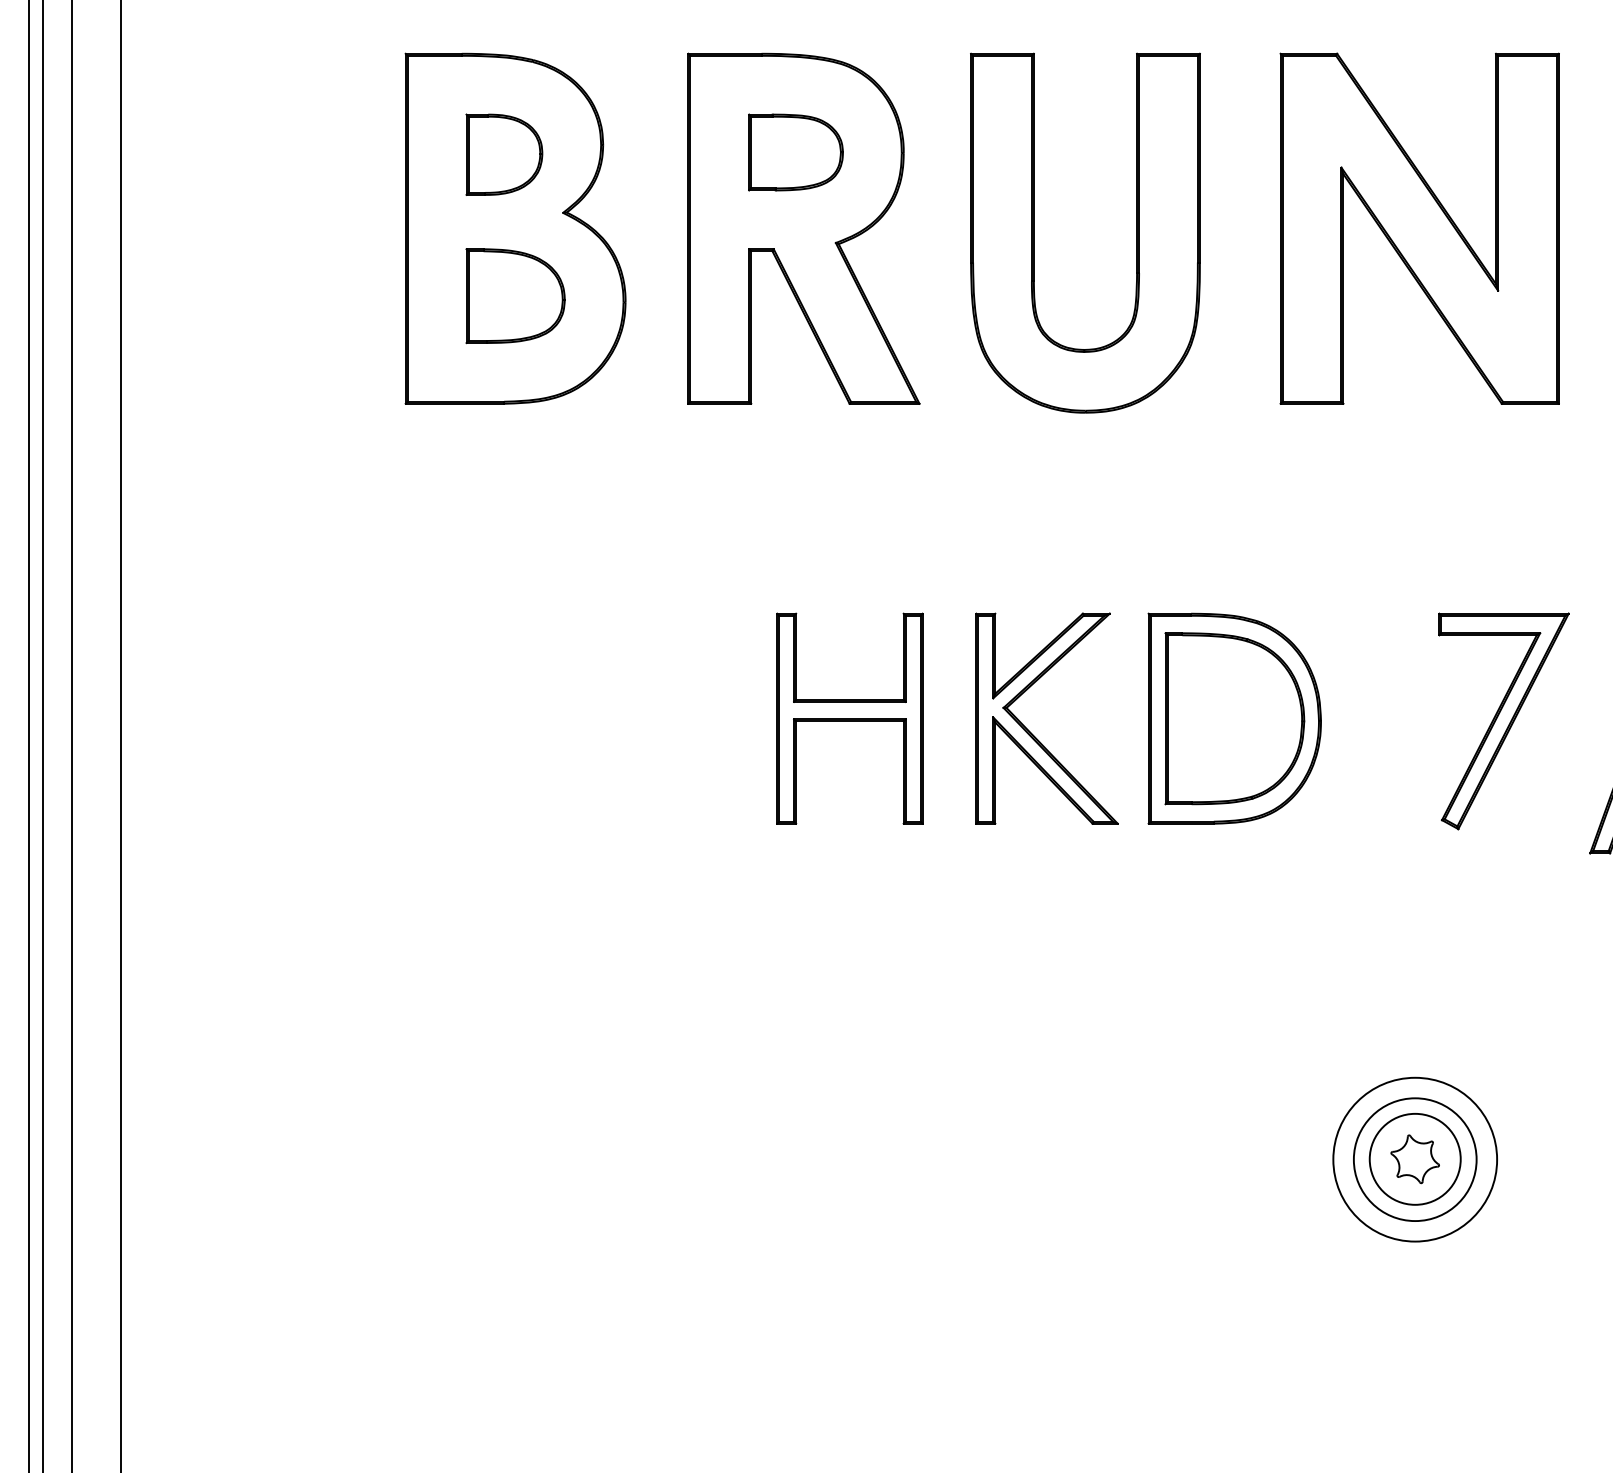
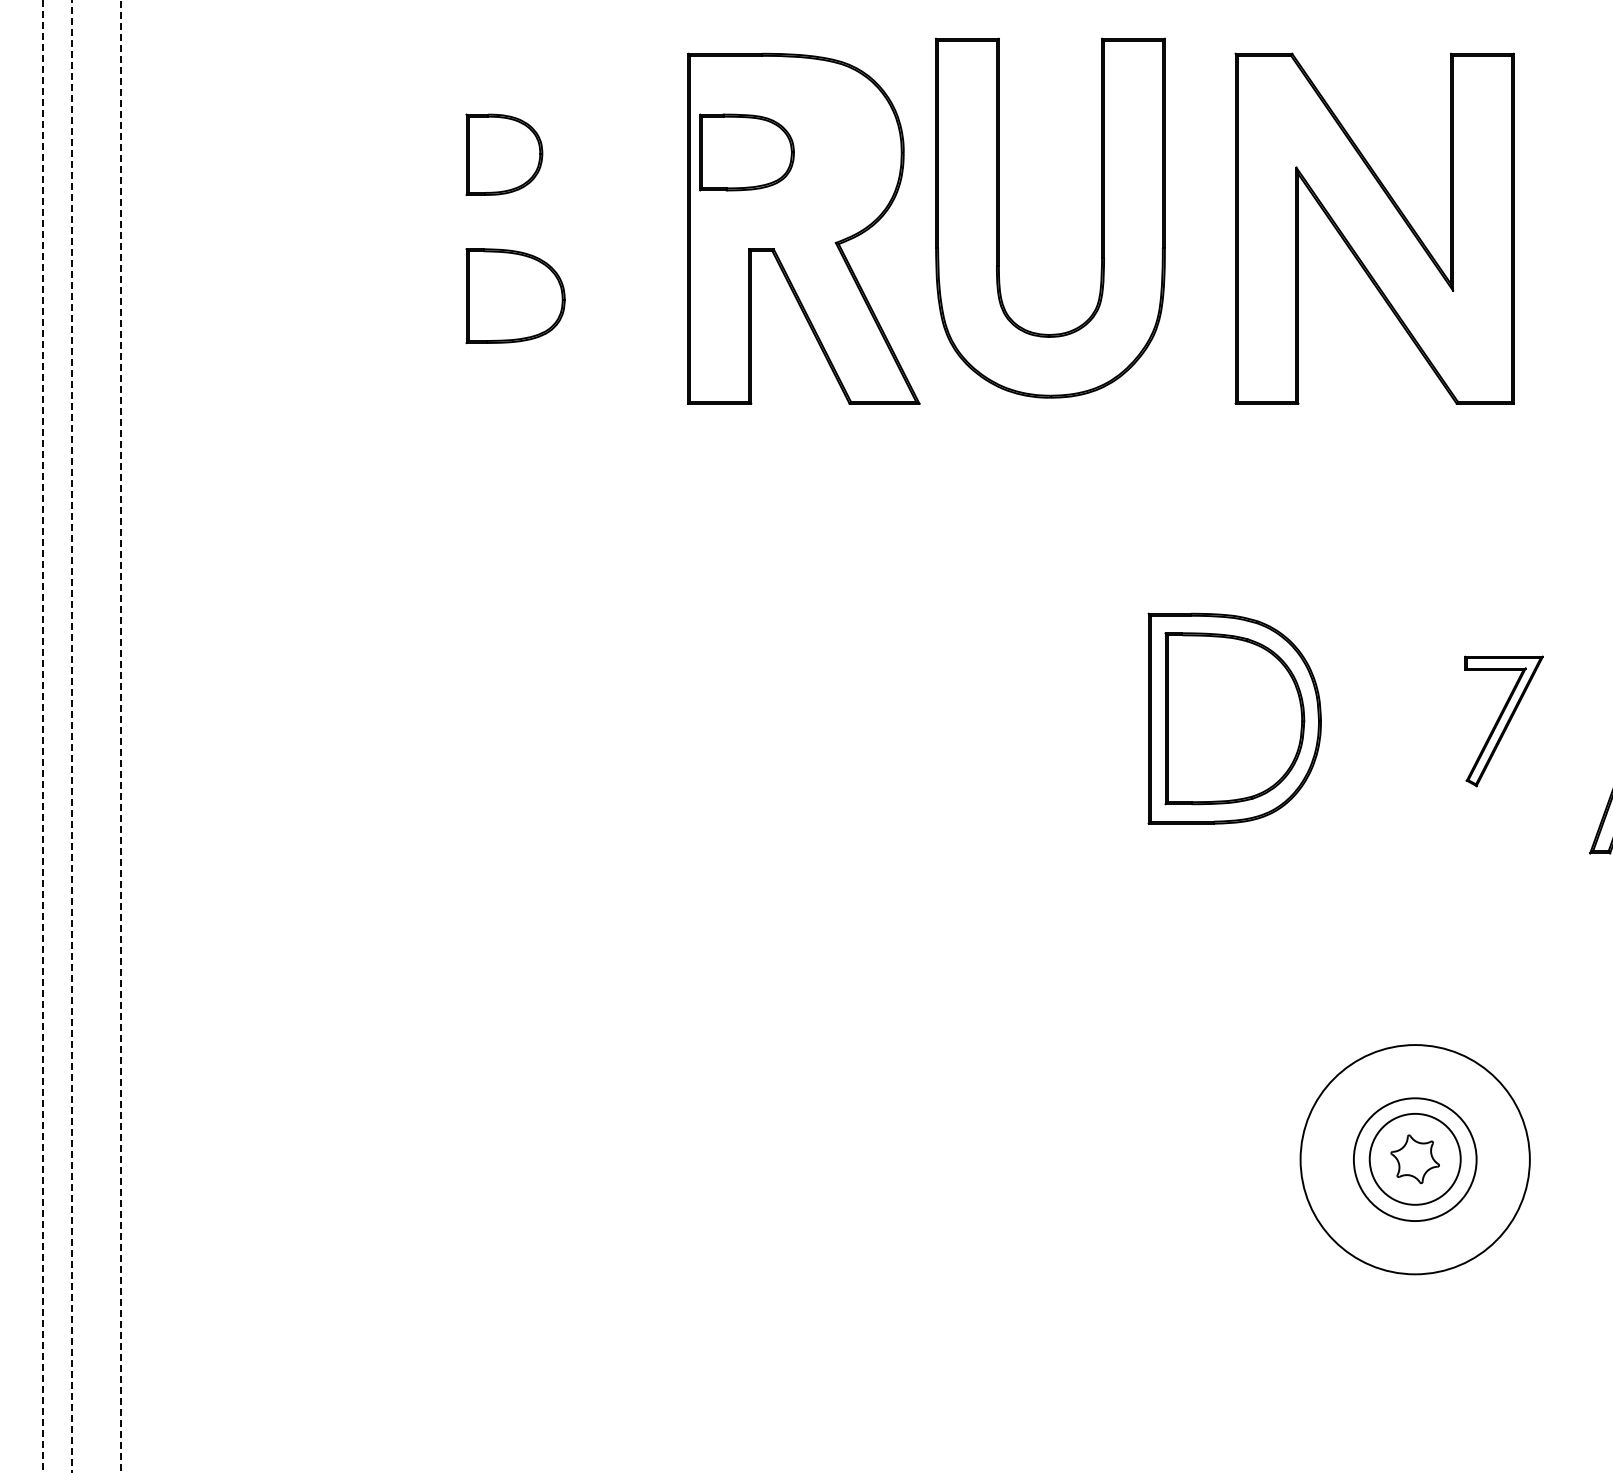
part position: (795, 152) -> (746, 152) (746, 152)
part: present -> none (515, 228)
part position: (1419, 228) -> (1374, 228) (1374, 228)
part position: (1034, 232) -> (999, 217) (999, 217)
part: present -> none (849, 718)
part size: 132x219 px -> 80x133 px (1503, 721)
part: present -> none (1031, 732)
line: present -> none (29, 735)
line: solid -> dashed (43, 736)
line: solid -> dashed (71, 736)
line: solid -> dashed (121, 736)
circle diameter: 164 px -> 229 px (1414, 1159)
